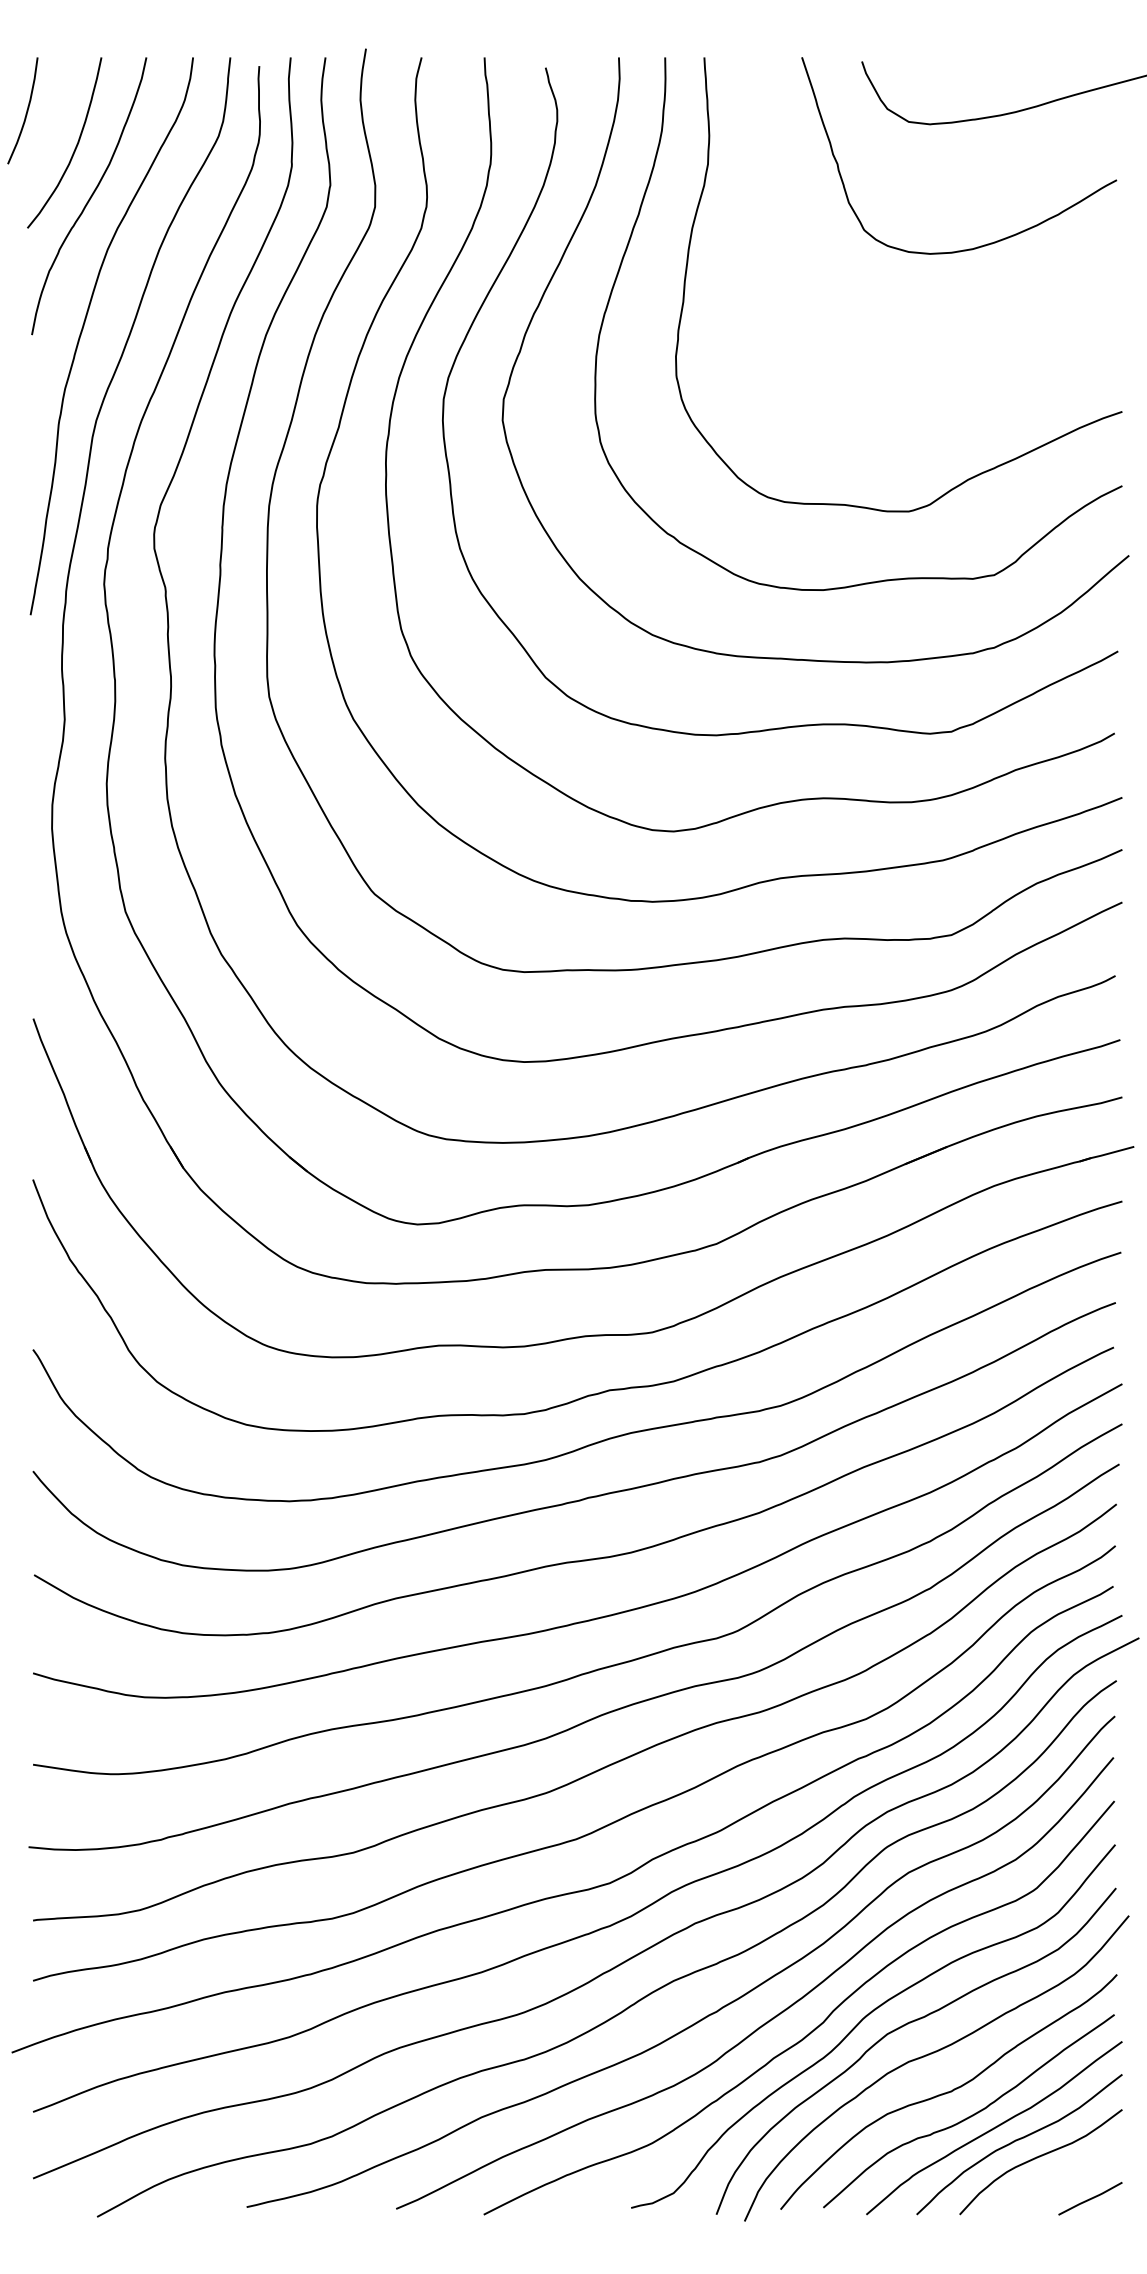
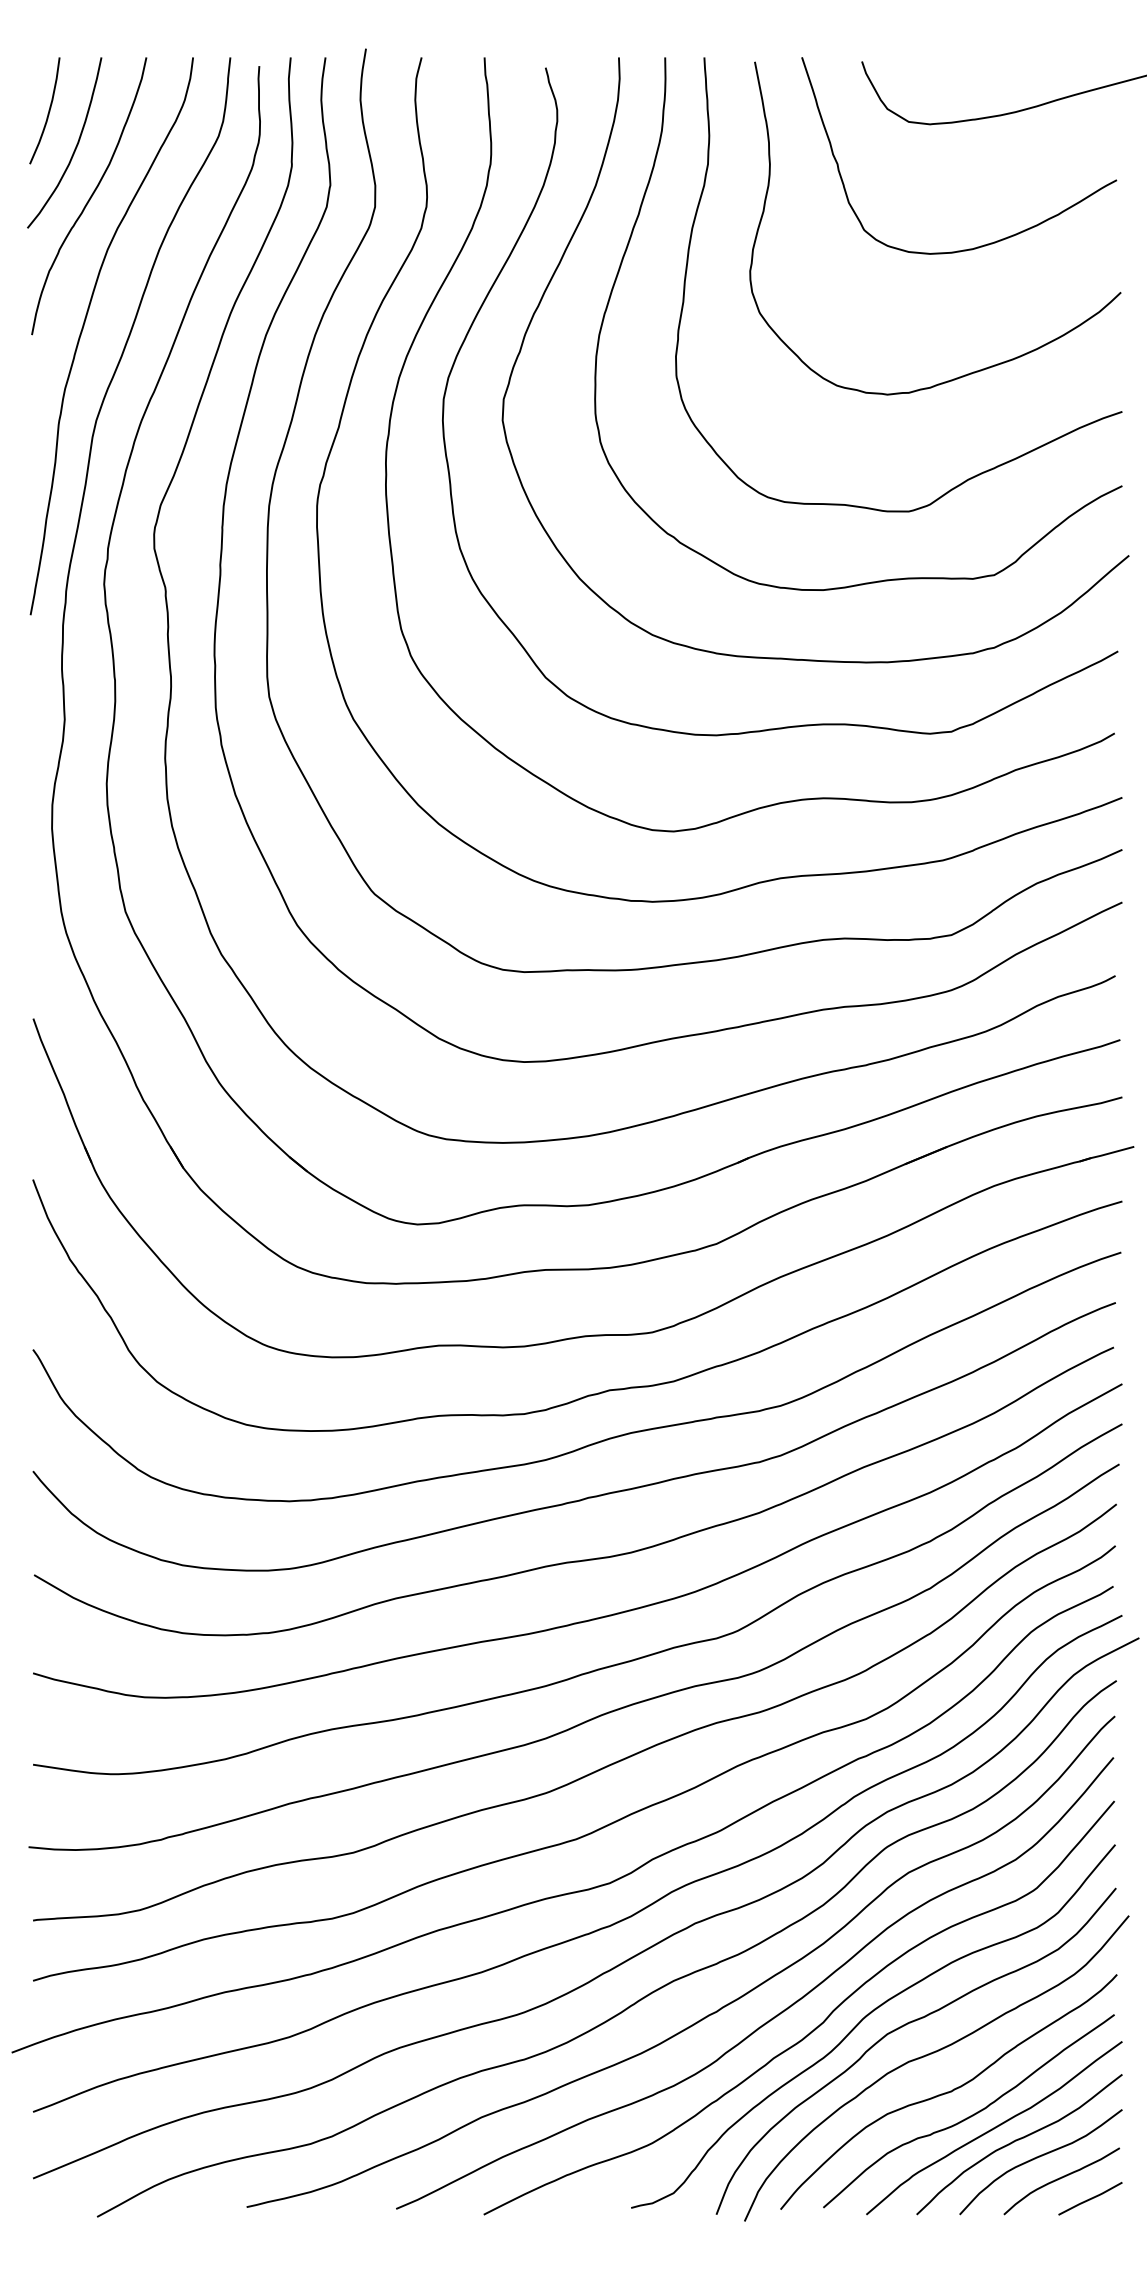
curve position: (26, 110) -> (48, 110) (48, 110)
curve: none -> present (982, 368)
curve: none -> present (1060, 2179)
